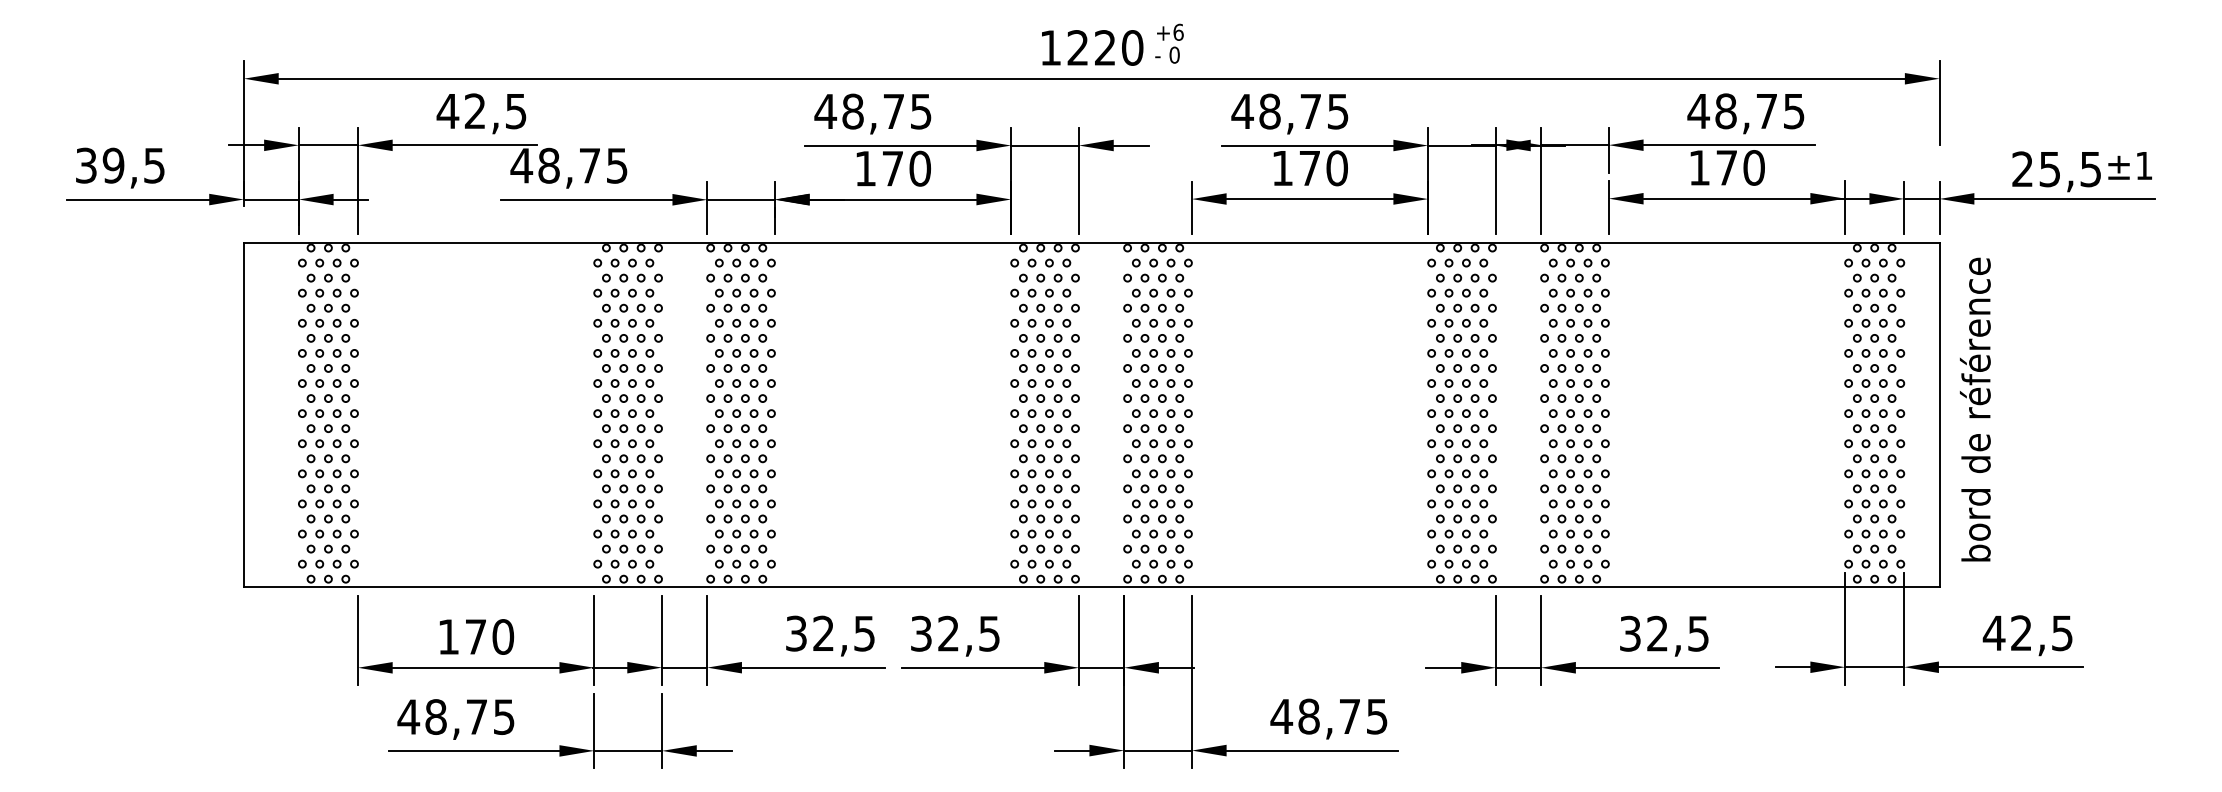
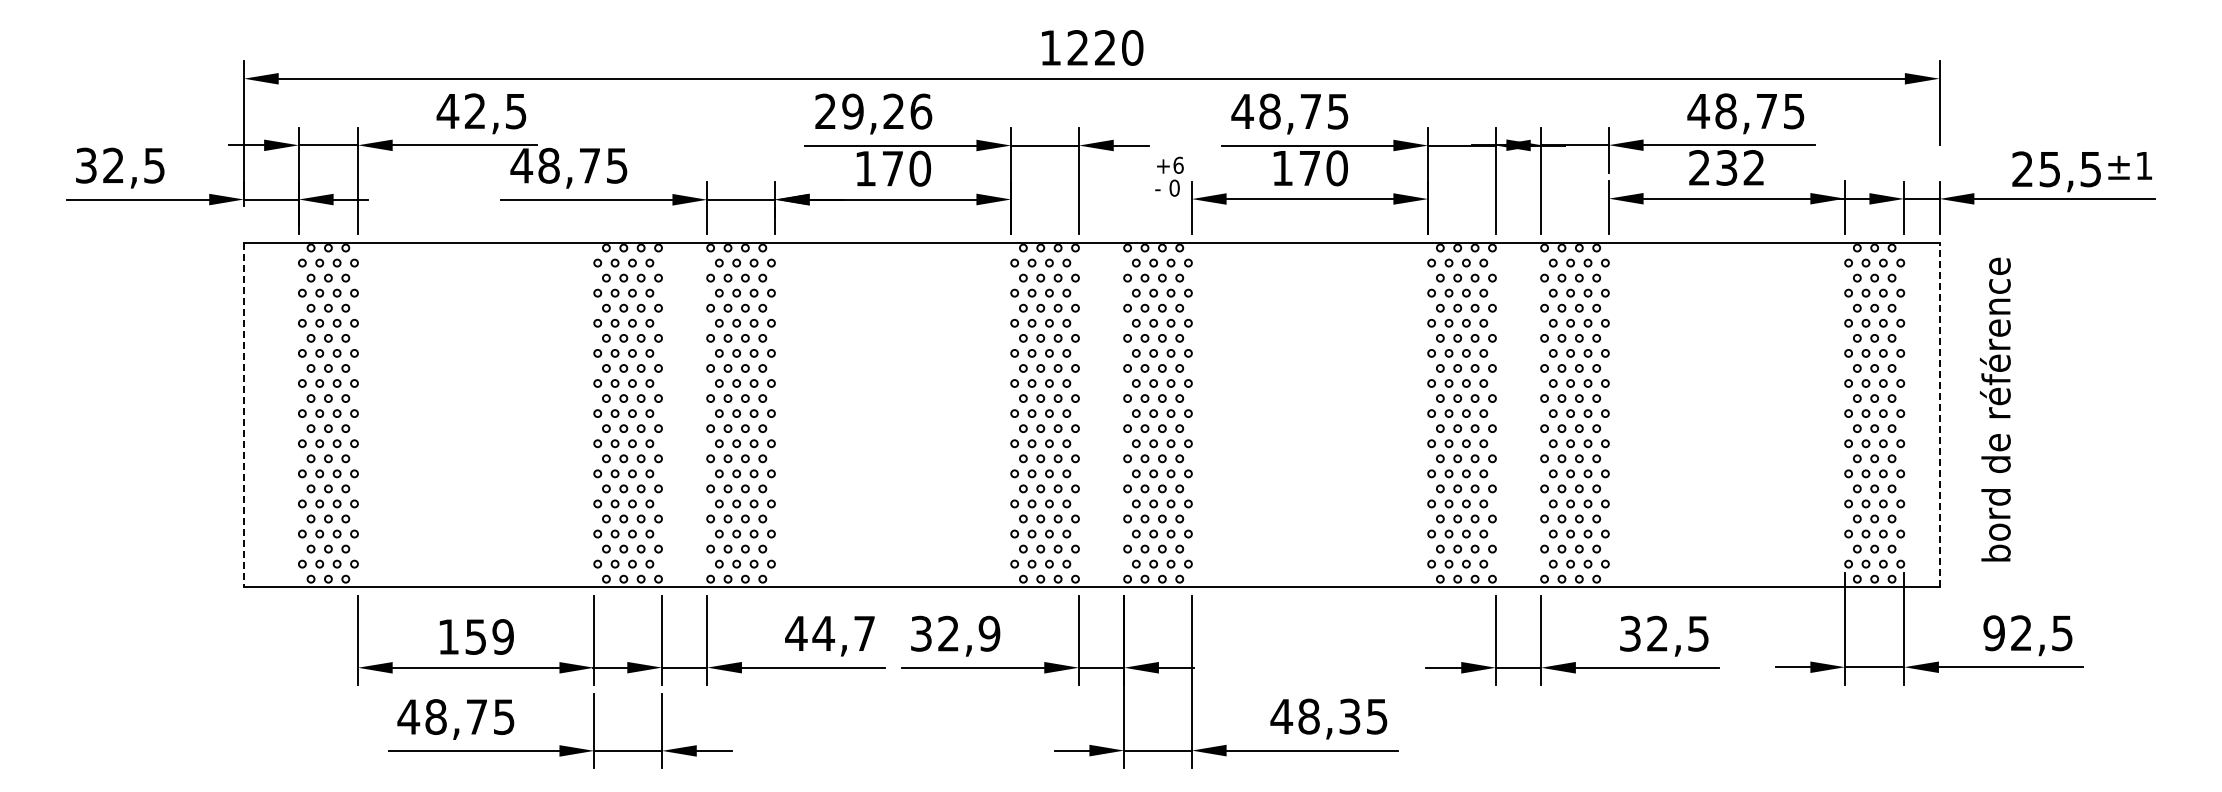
text position: (1169, 43) -> (1169, 176) (1169, 176)
text: 48,75 -> 29,26 (873, 111)
text: 39,5 -> 32,5 (113, 165)
text: 170 -> 232 (1726, 167)
text position: (1974, 409) -> (1994, 409) (1994, 409)
line: solid -> dashed (1939, 414)
line: solid -> dashed (244, 415)
text: 32,5 -> 44,7 (829, 633)
text: 32,5 -> 32,9 (989, 633)
text: 42,5 -> 92,5 (1993, 633)
text: 170 -> 159 (489, 636)
text: 48,75 -> 48,35 (1349, 716)
